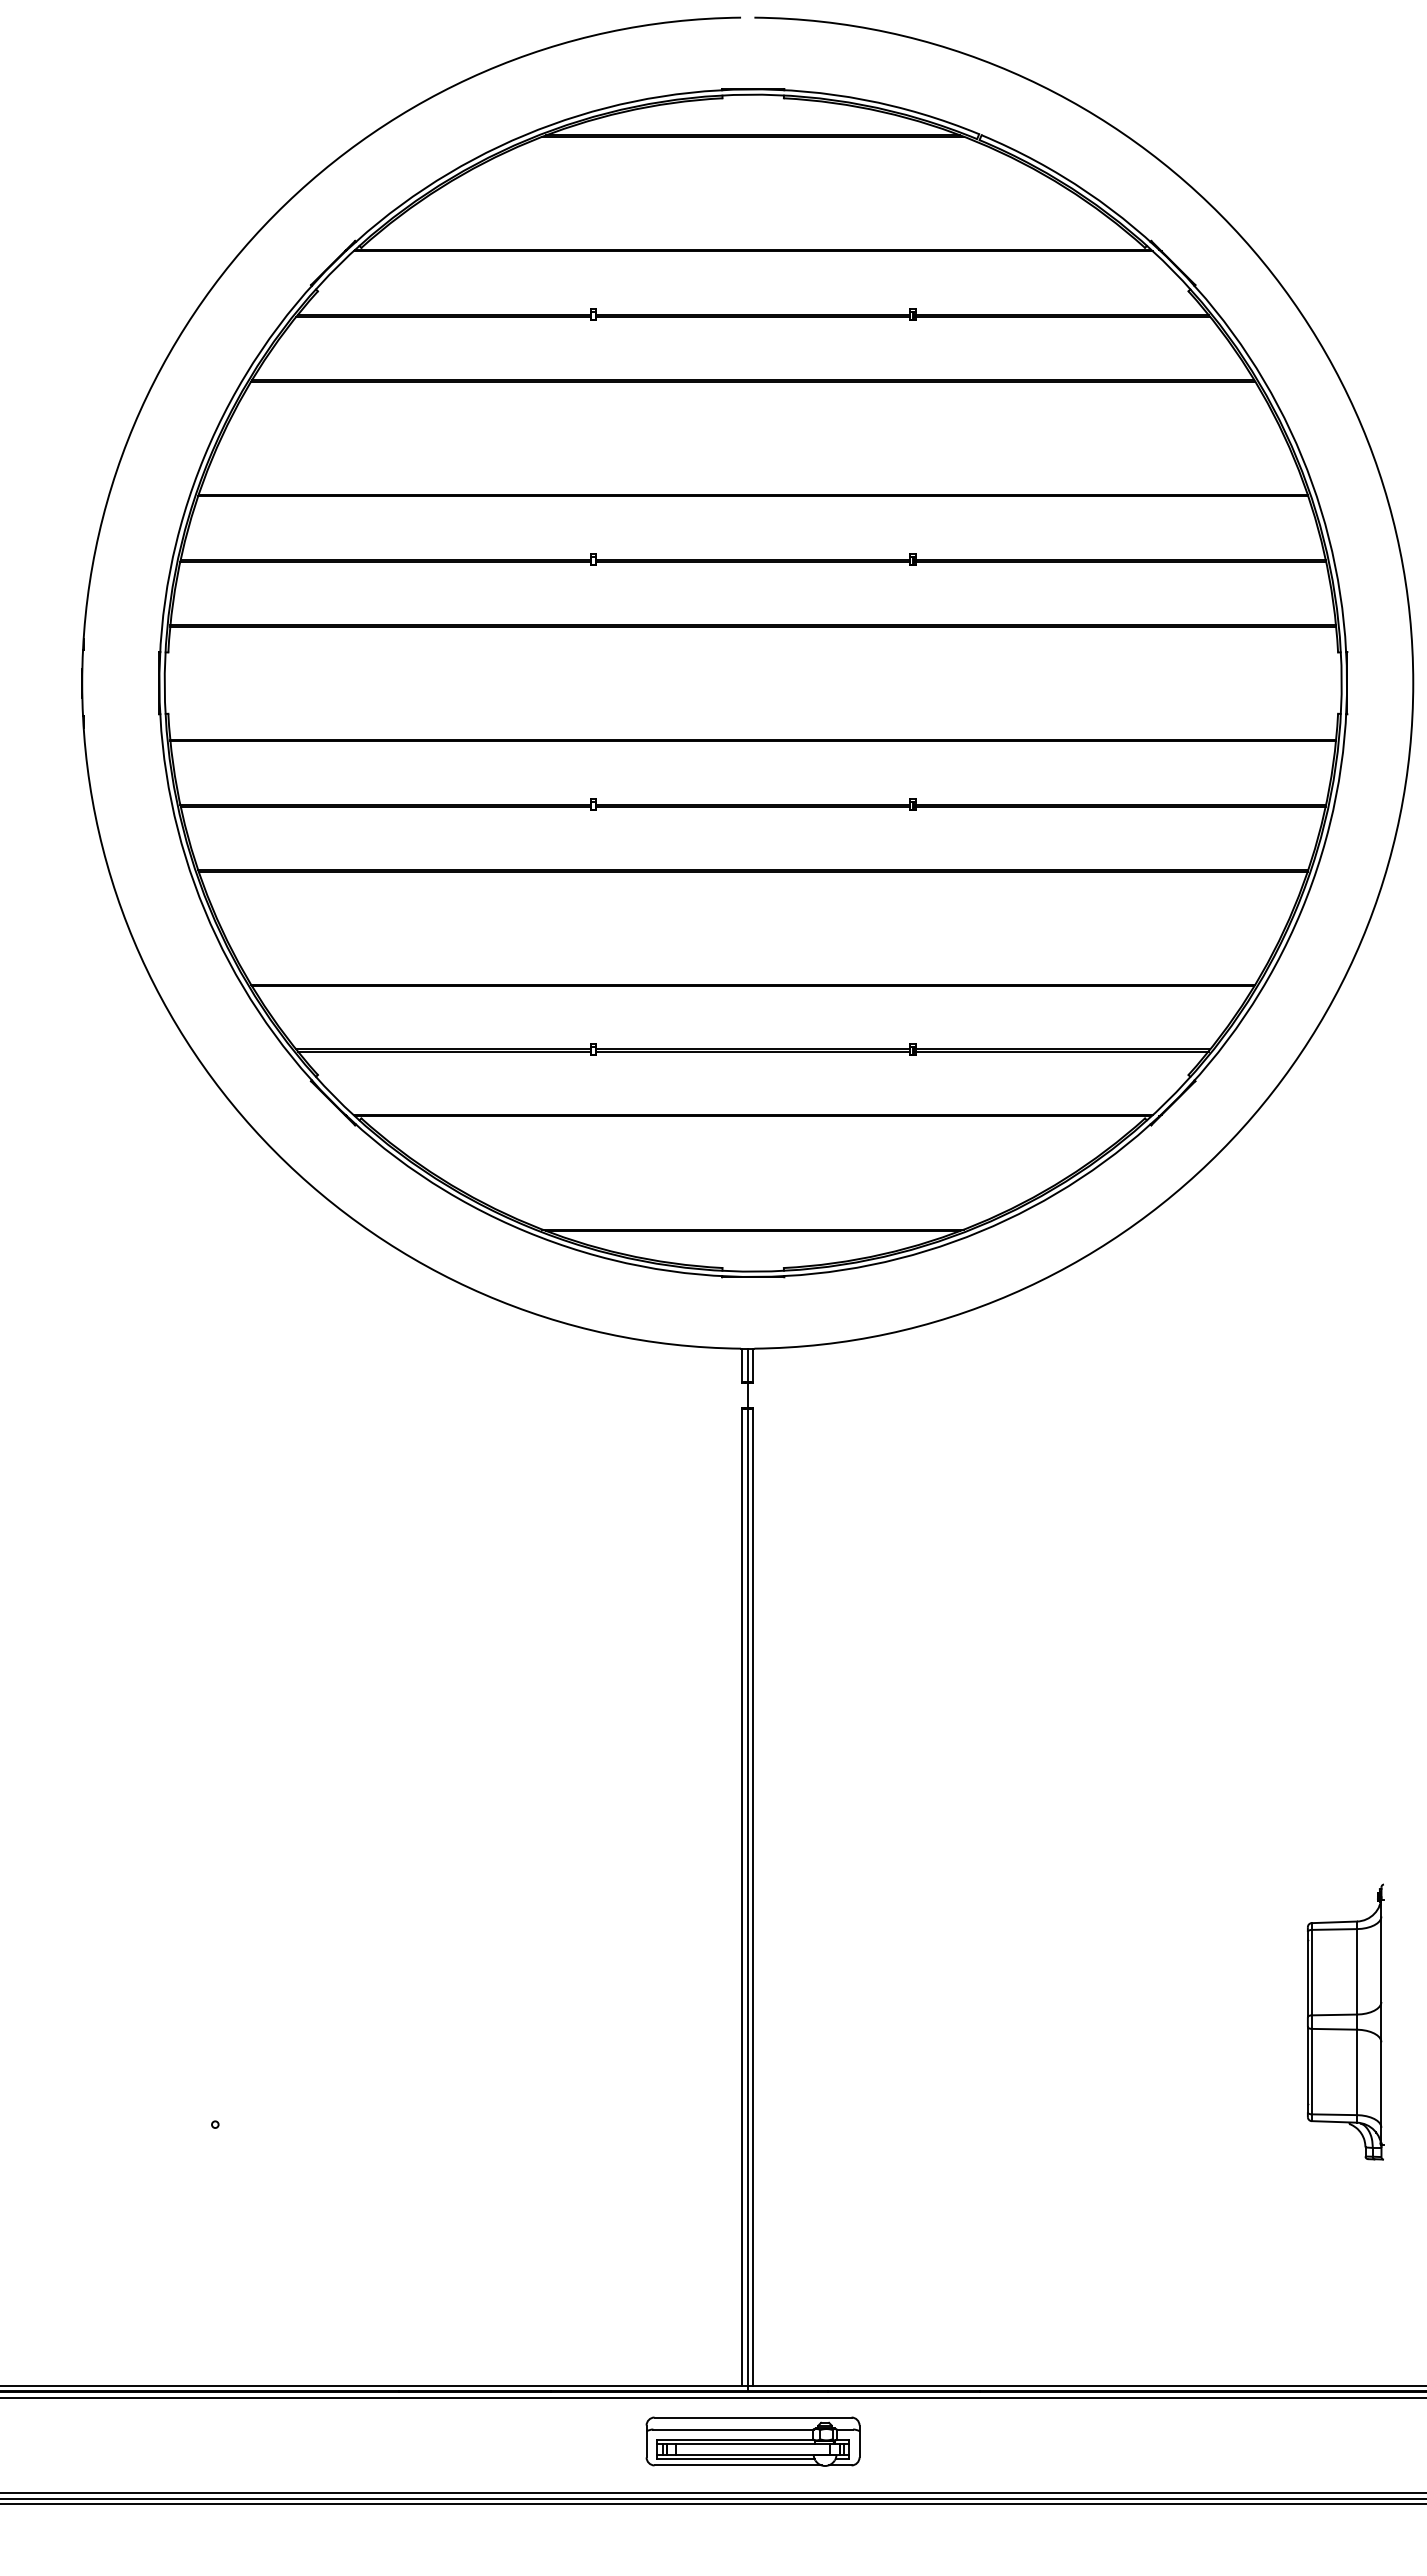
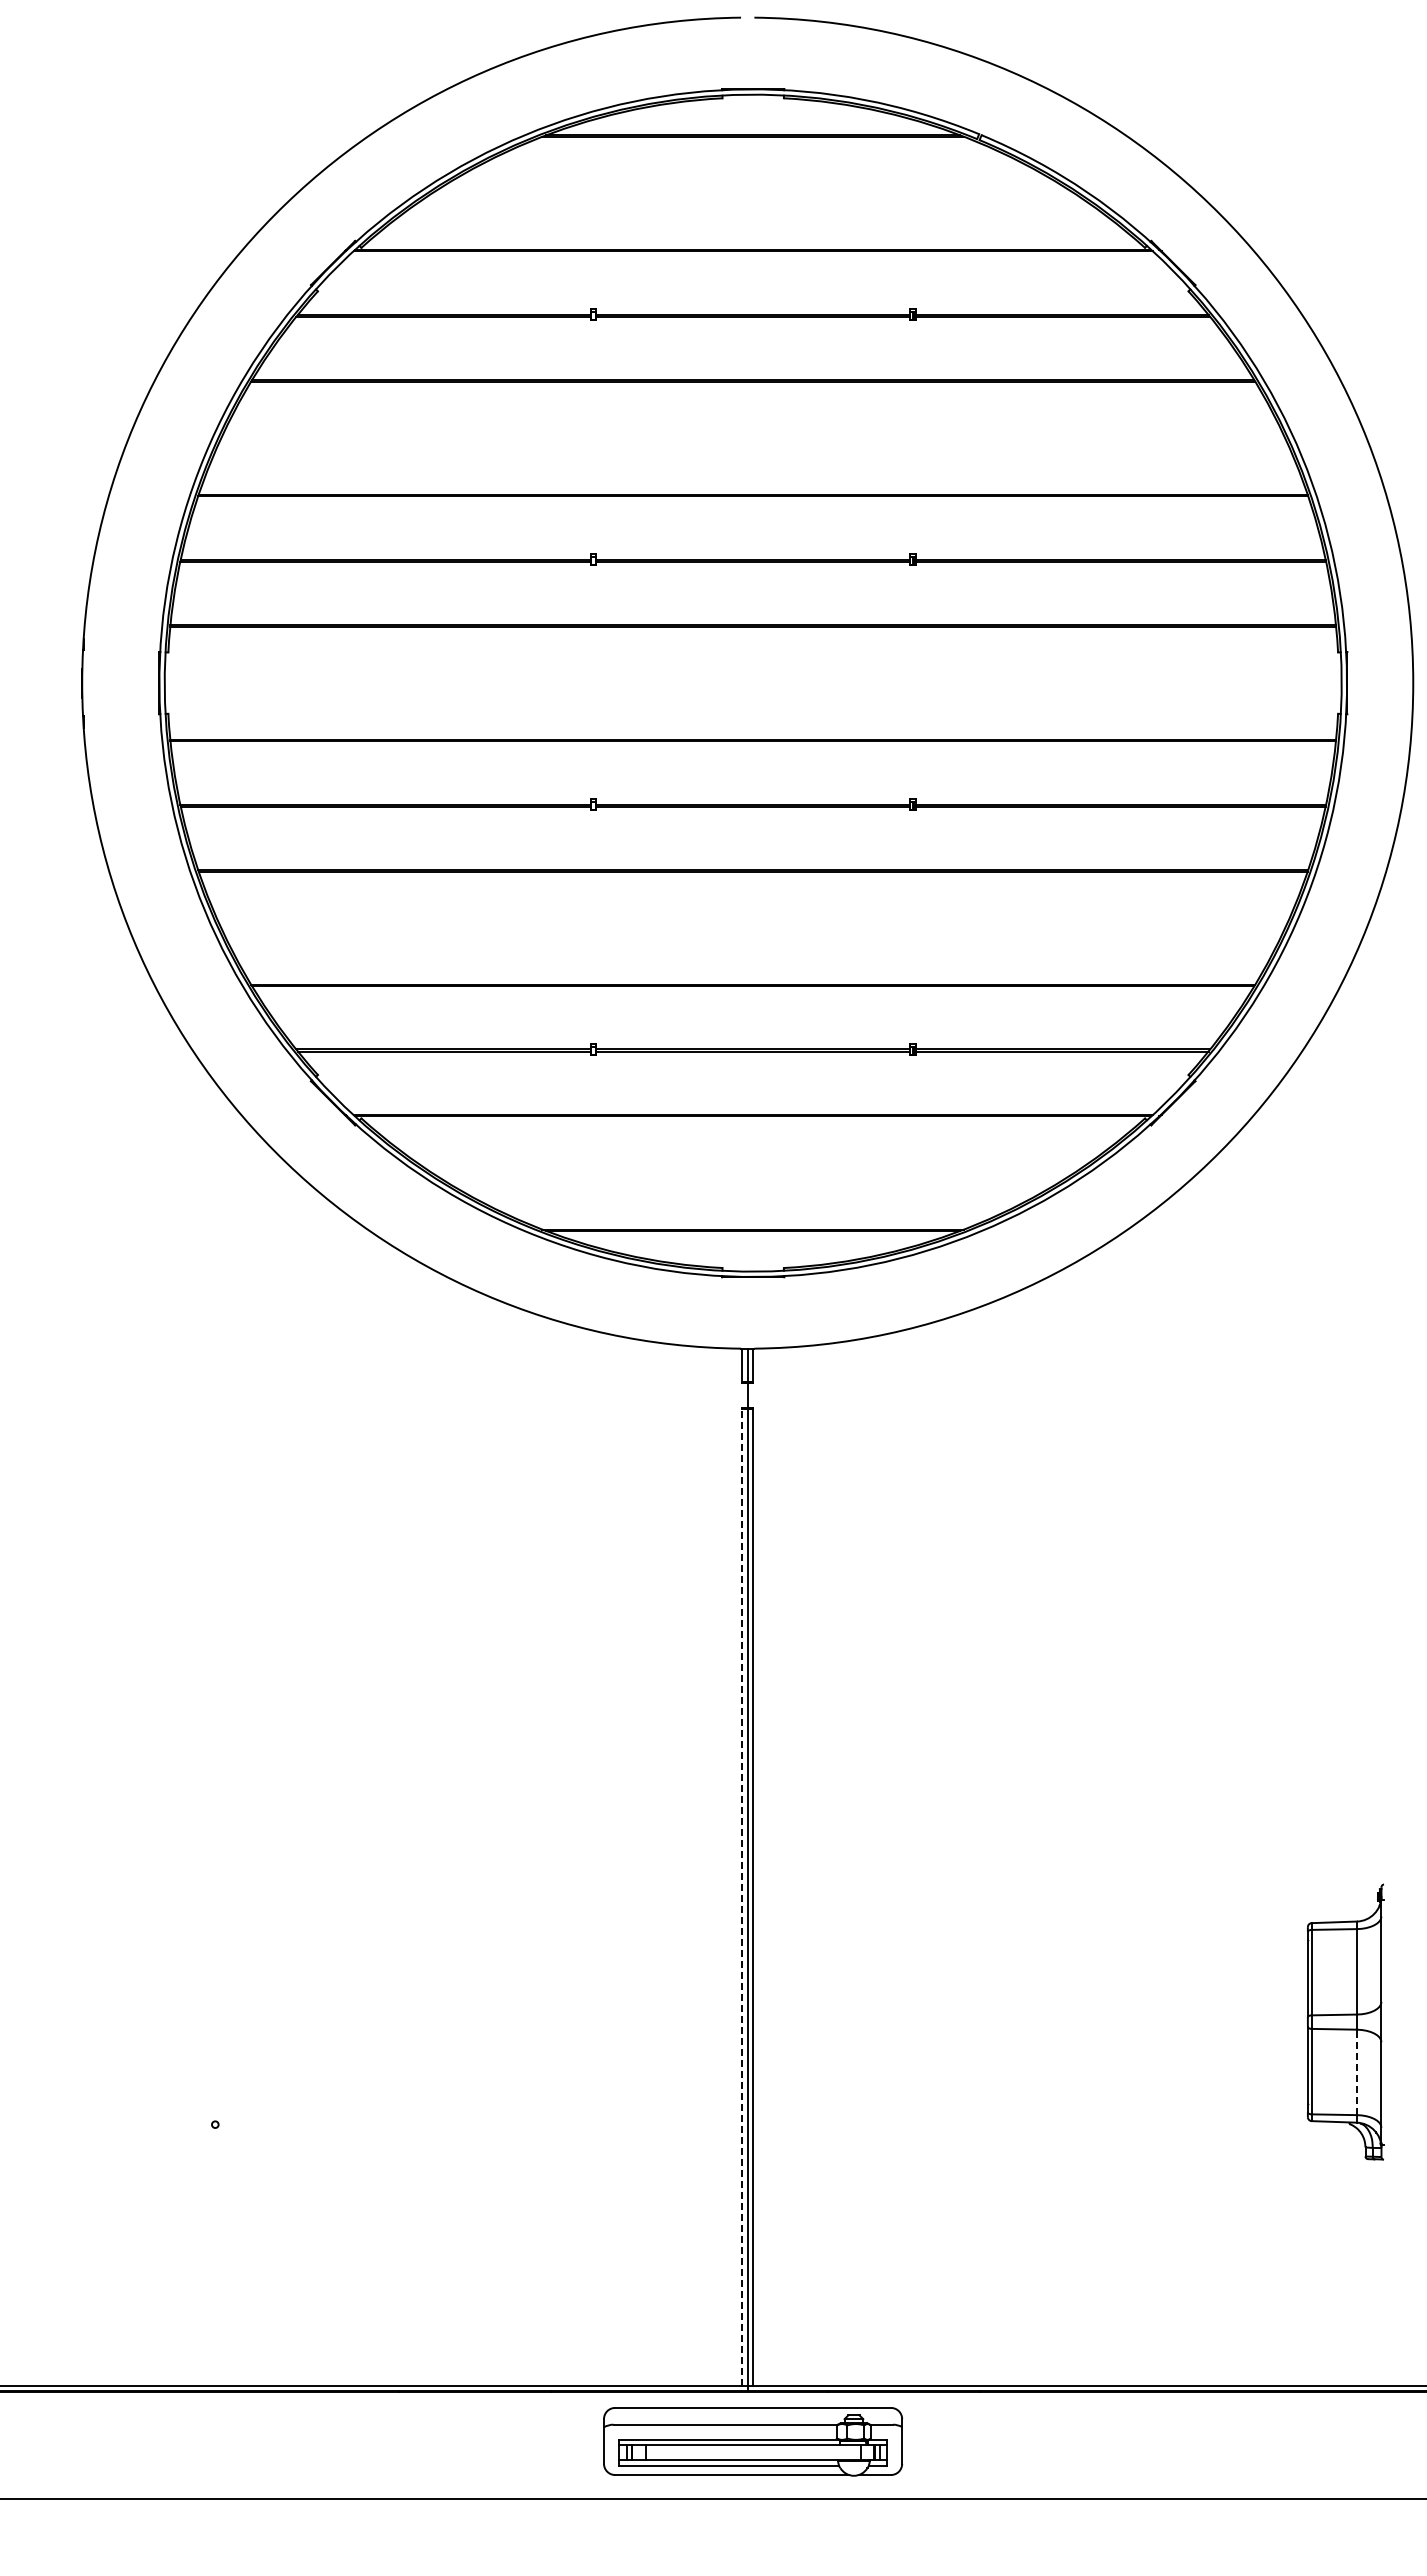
line: solid -> dashed (742, 1896)
line: solid -> dashed (1357, 2072)
line: present -> none (712, 2397)
part size: 216x51 px -> 300x70 px (752, 2441)
line: present -> none (712, 2493)
line: present -> none (712, 2504)
